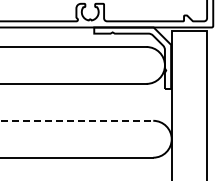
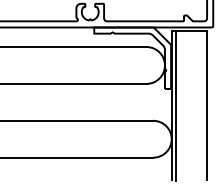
line: none -> present (176, 105)
line: dashed -> solid (77, 120)
